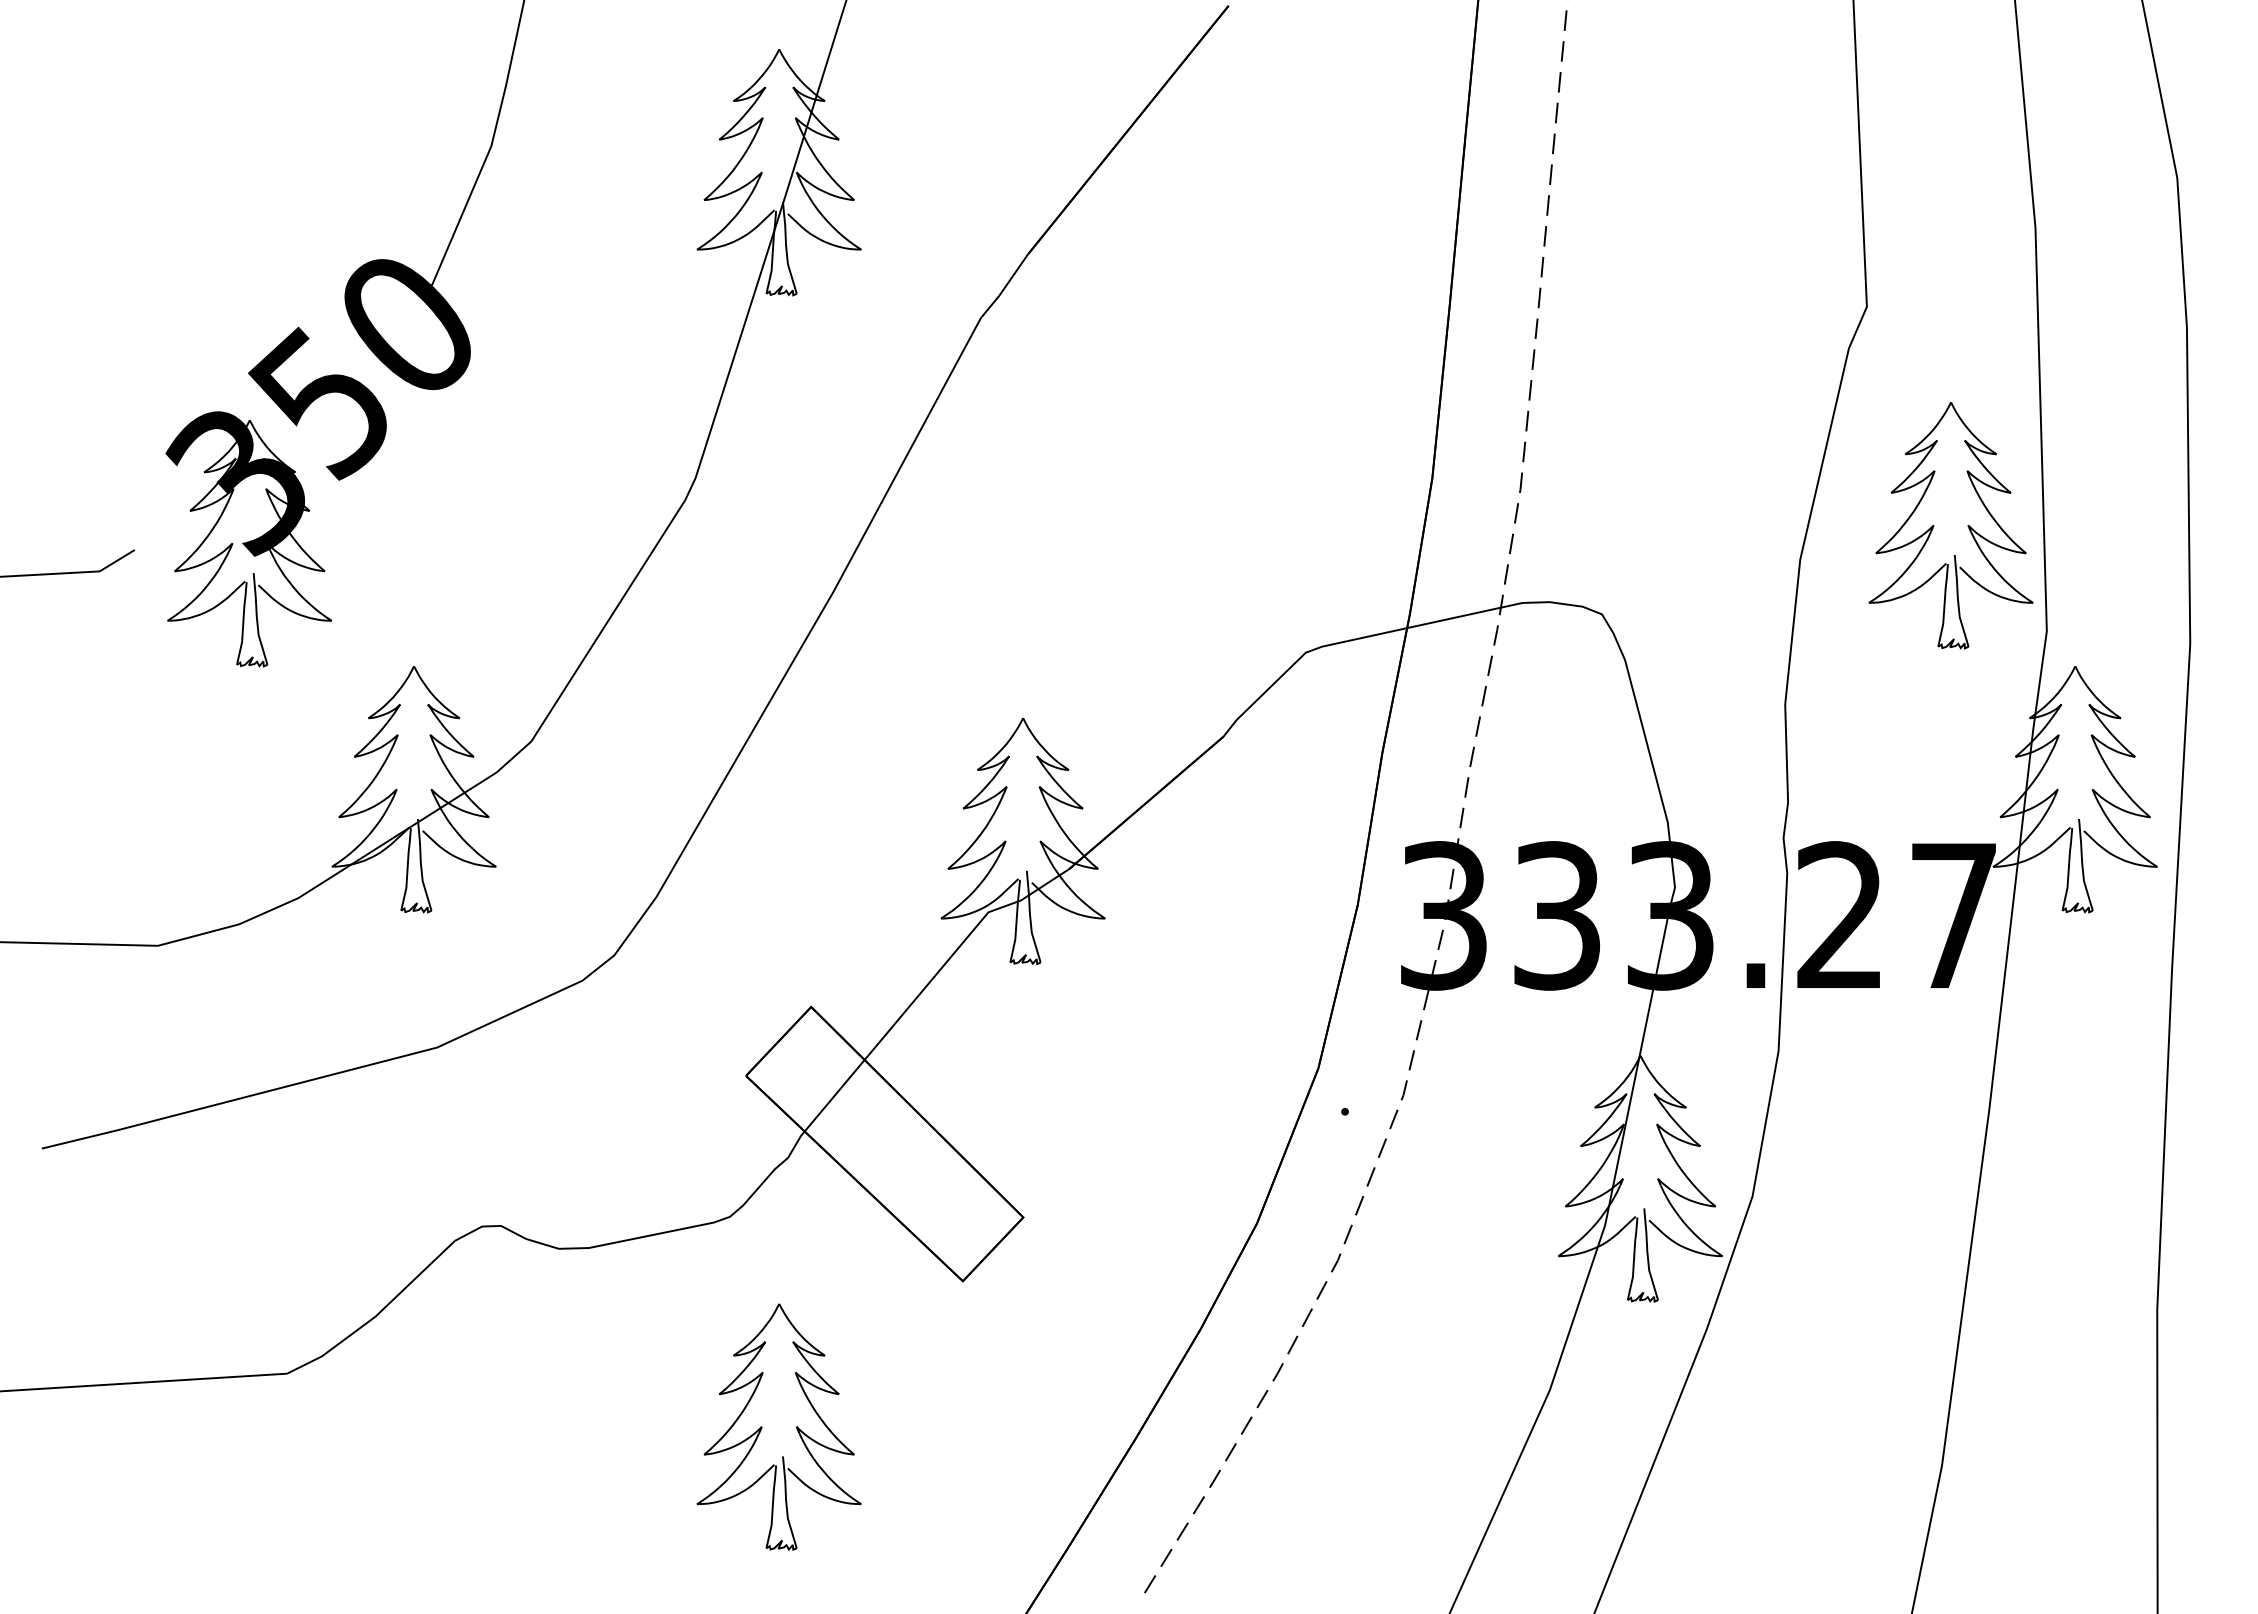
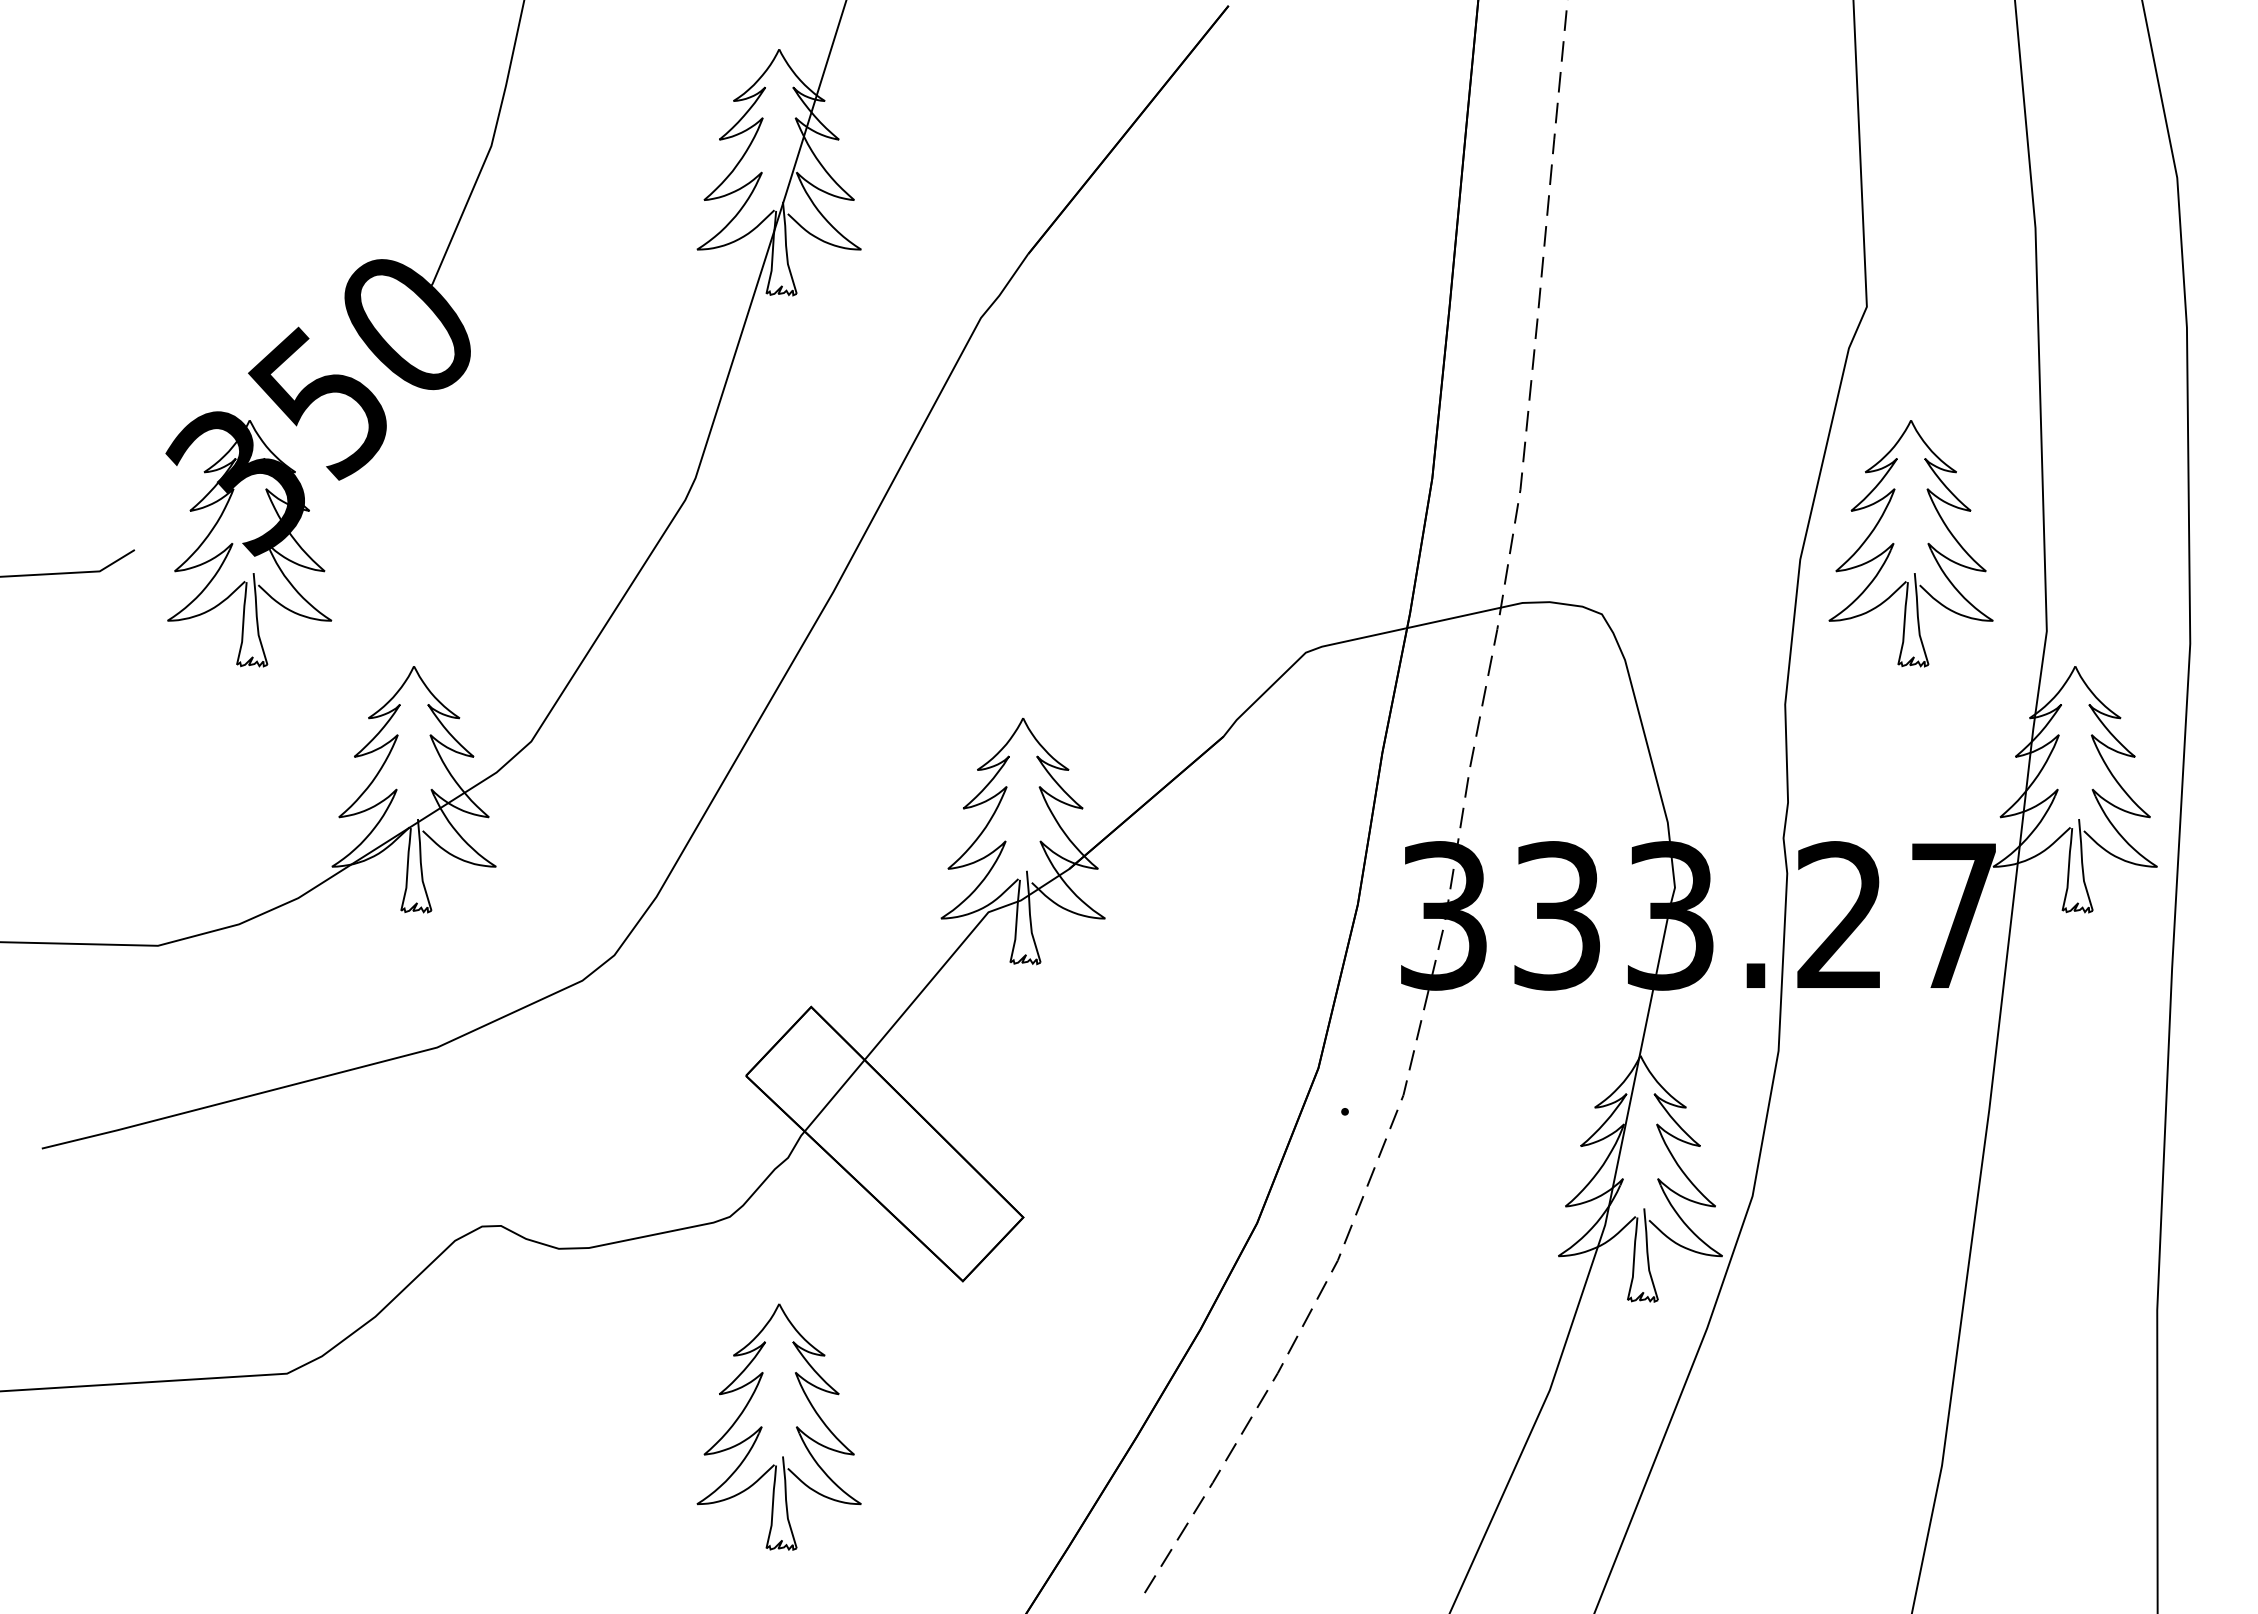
part position: (1934, 525) -> (1894, 543) (1894, 543)
